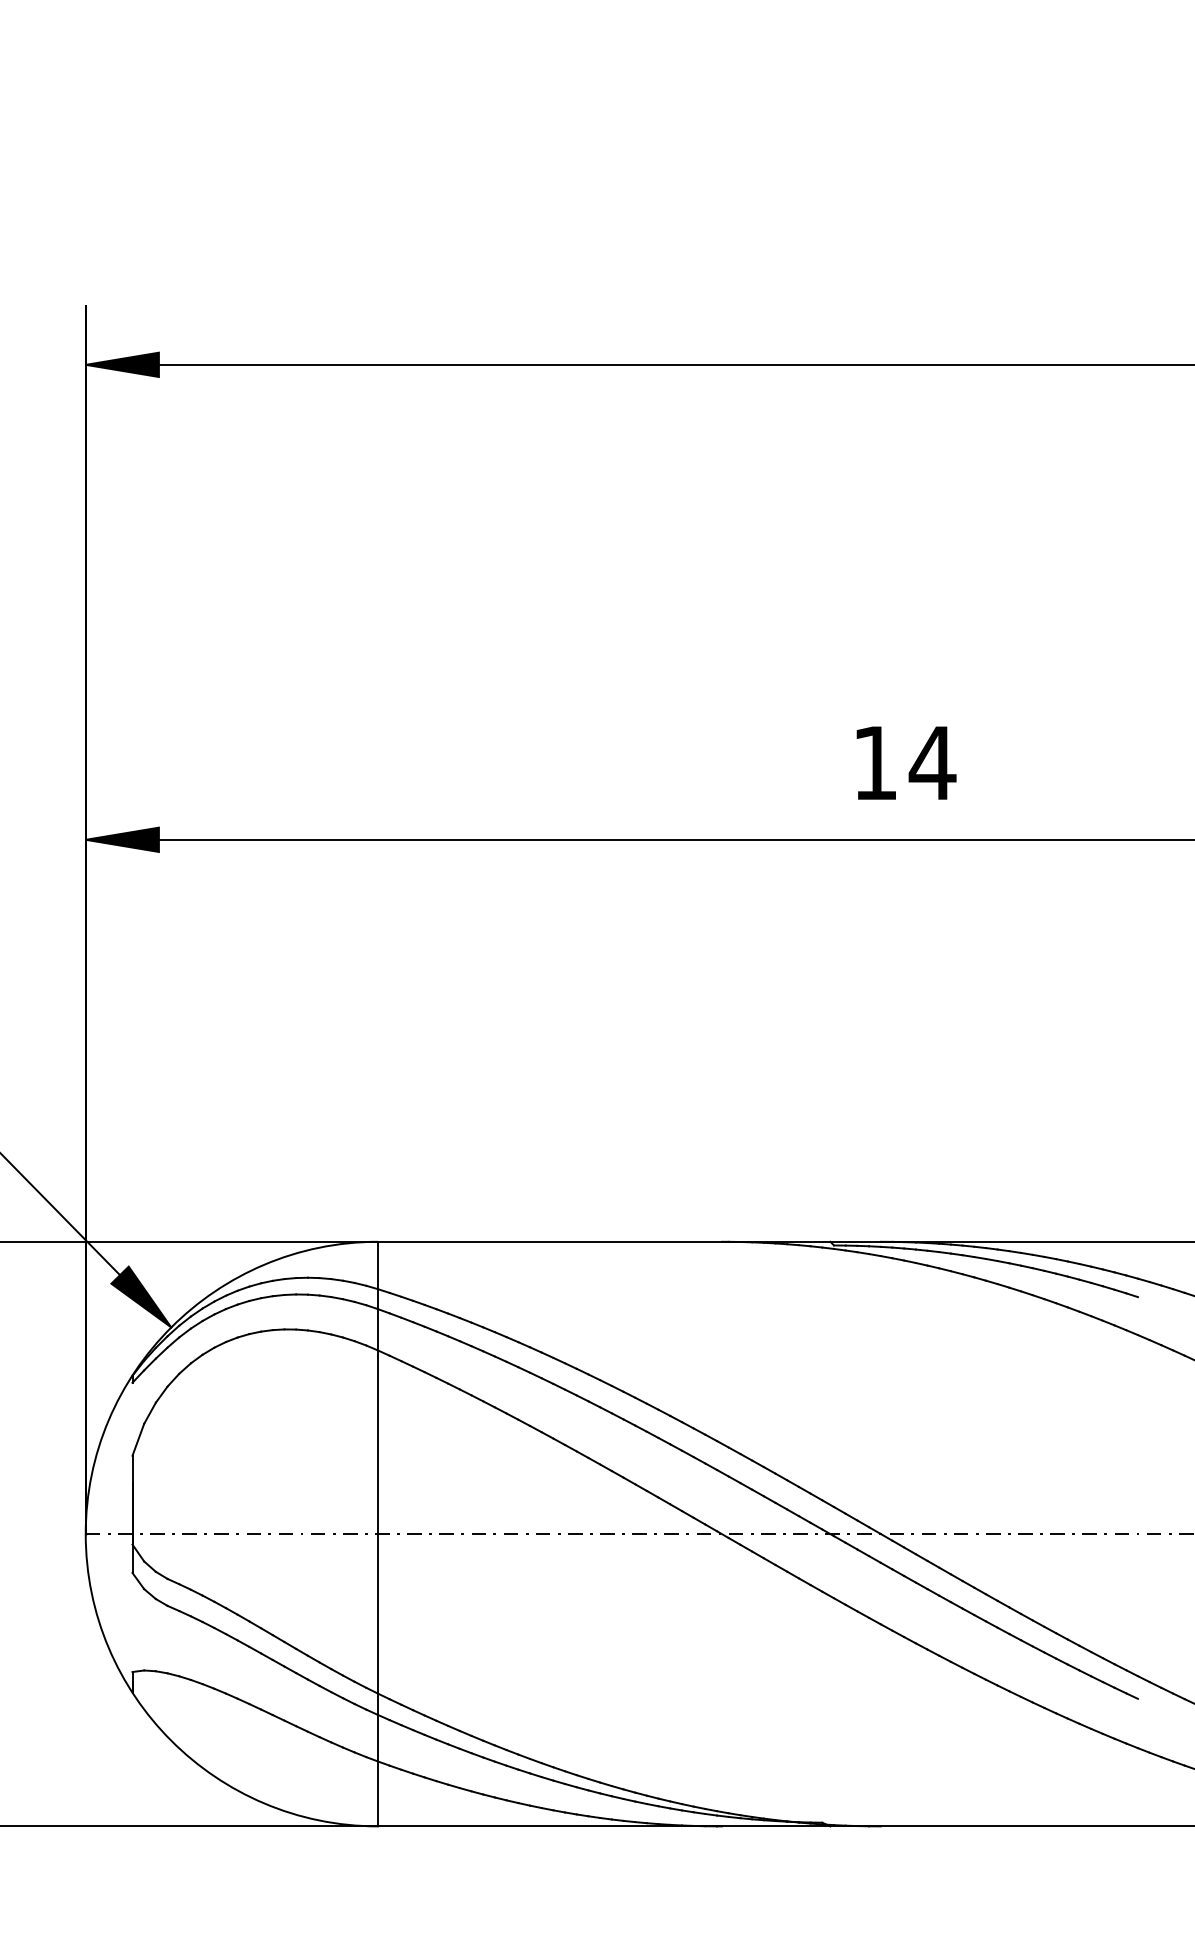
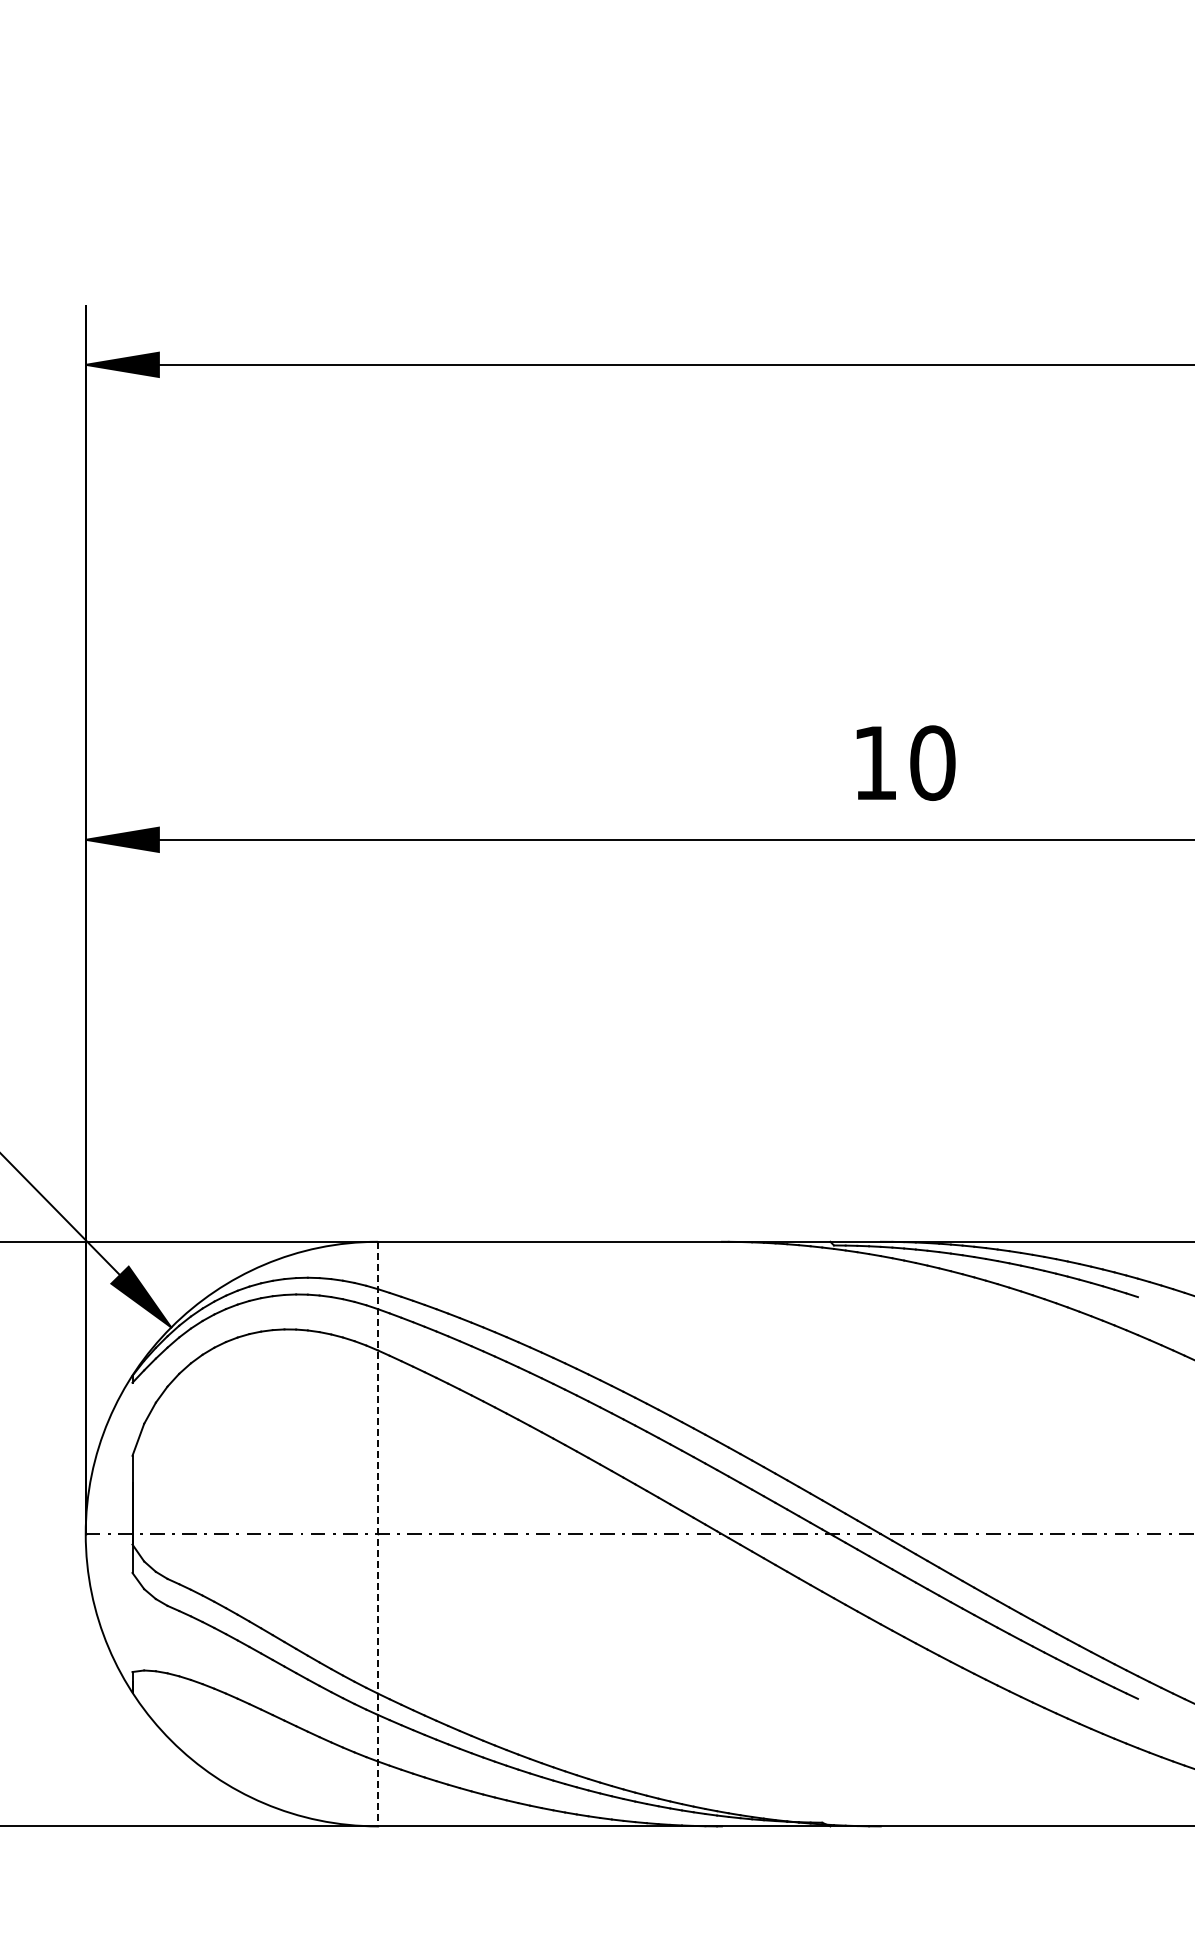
text: 14 -> 10 (932, 762)
line: solid -> dashed (378, 1534)
